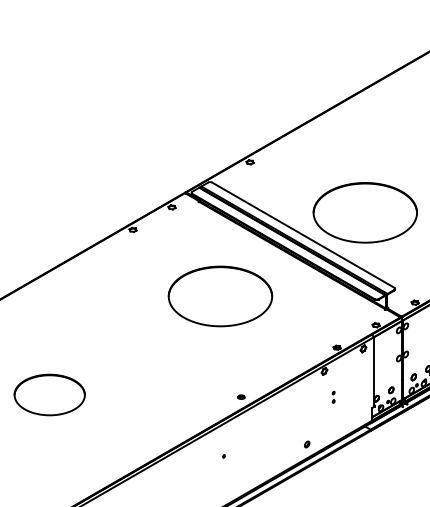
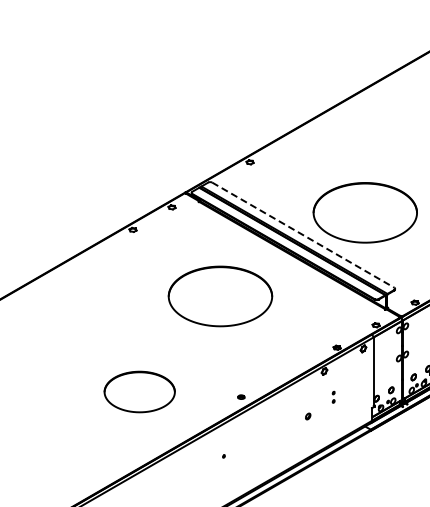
line: solid -> dashed (303, 235)
part position: (49, 394) -> (139, 391) (139, 391)
part position: (307, 444) -> (308, 416) (308, 416)
